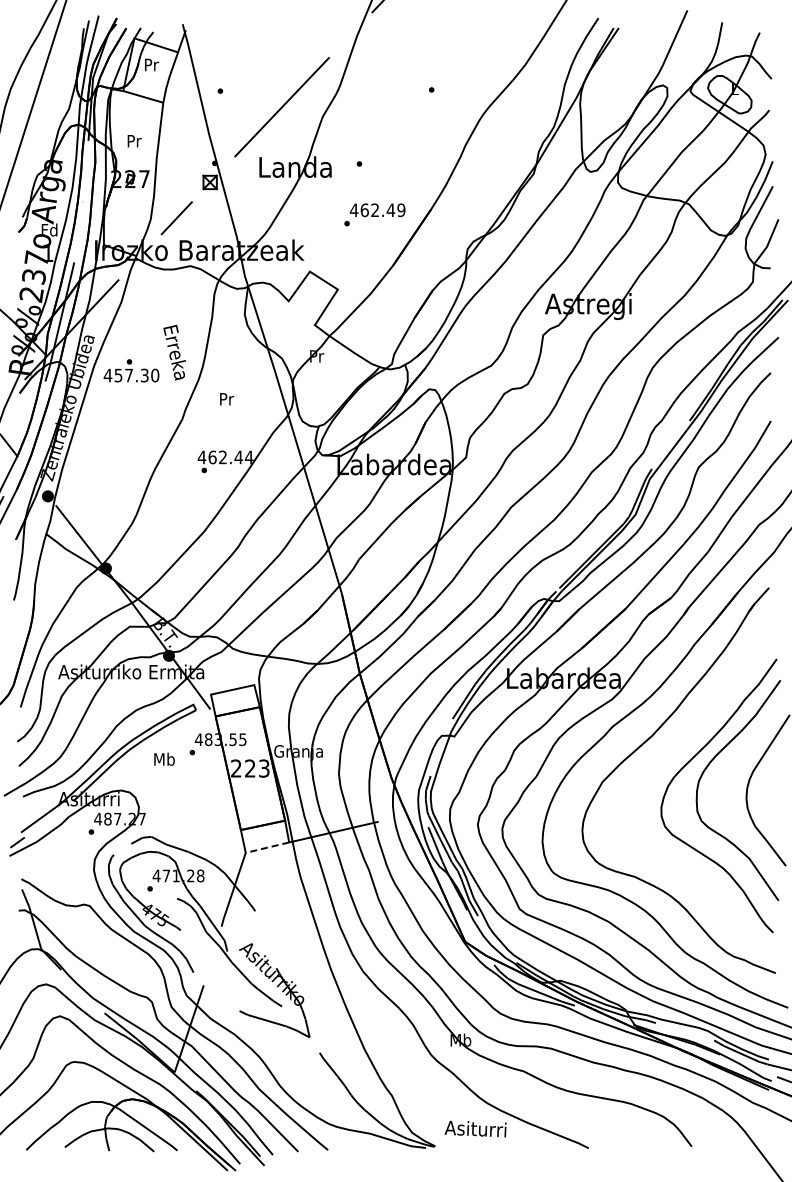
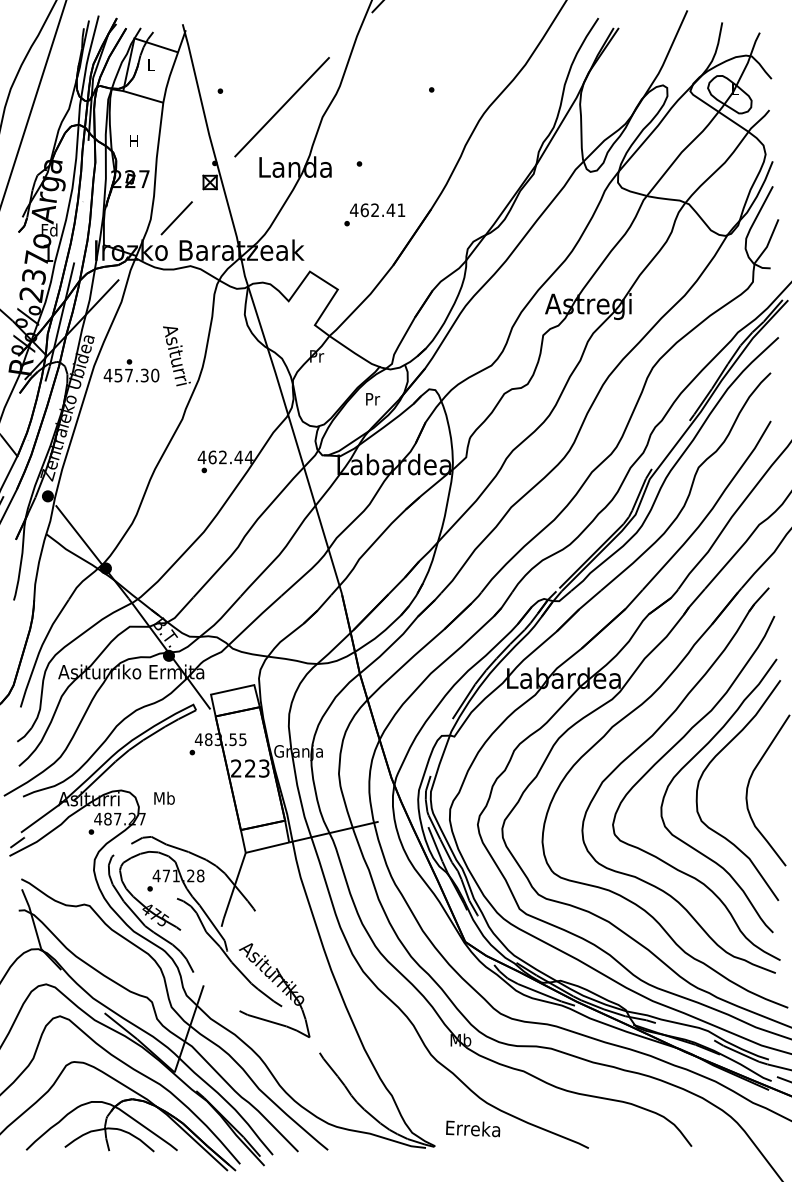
text: Pr -> L (151, 64)
text: Pr -> H (134, 141)
text: 462.49 -> 462.41 (401, 210)
text: Erreka -> Asiturri (176, 355)
text position: (227, 399) -> (373, 399) (373, 399)
curve: none -> present (664, 756)
text position: (164, 758) -> (164, 797) (164, 797)
line: dashed -> solid (266, 847)
text: Asiturri -> Erreka (475, 1128)
